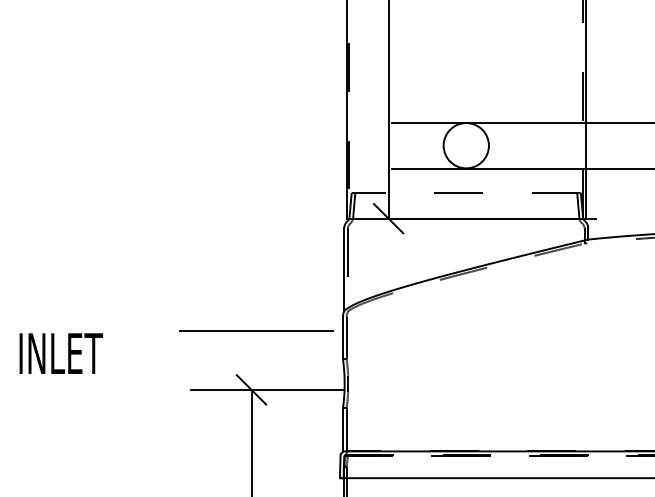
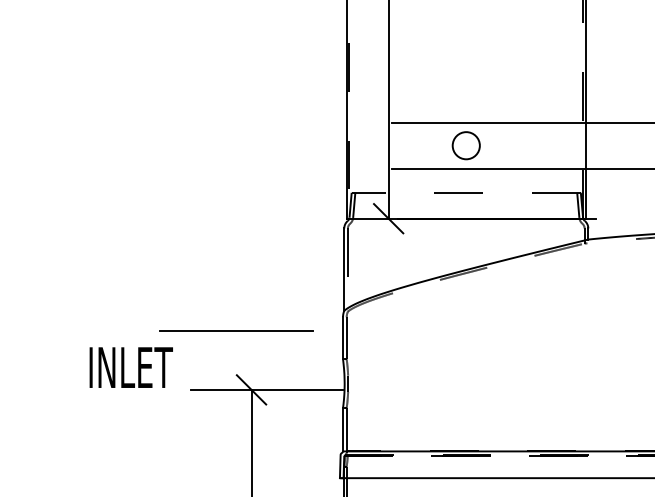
circle diameter: 45 px -> 27 px (465, 145)
line position: (256, 330) -> (236, 330) (236, 330)
text position: (60, 353) -> (130, 367) (130, 367)
